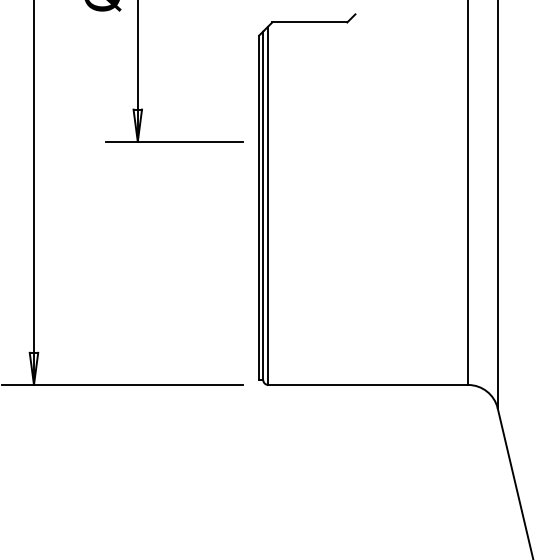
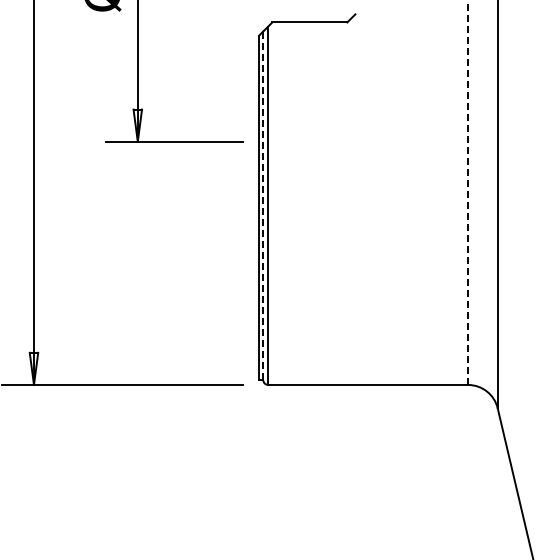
line: solid -> dashed (468, 192)
line: solid -> dashed (263, 205)
